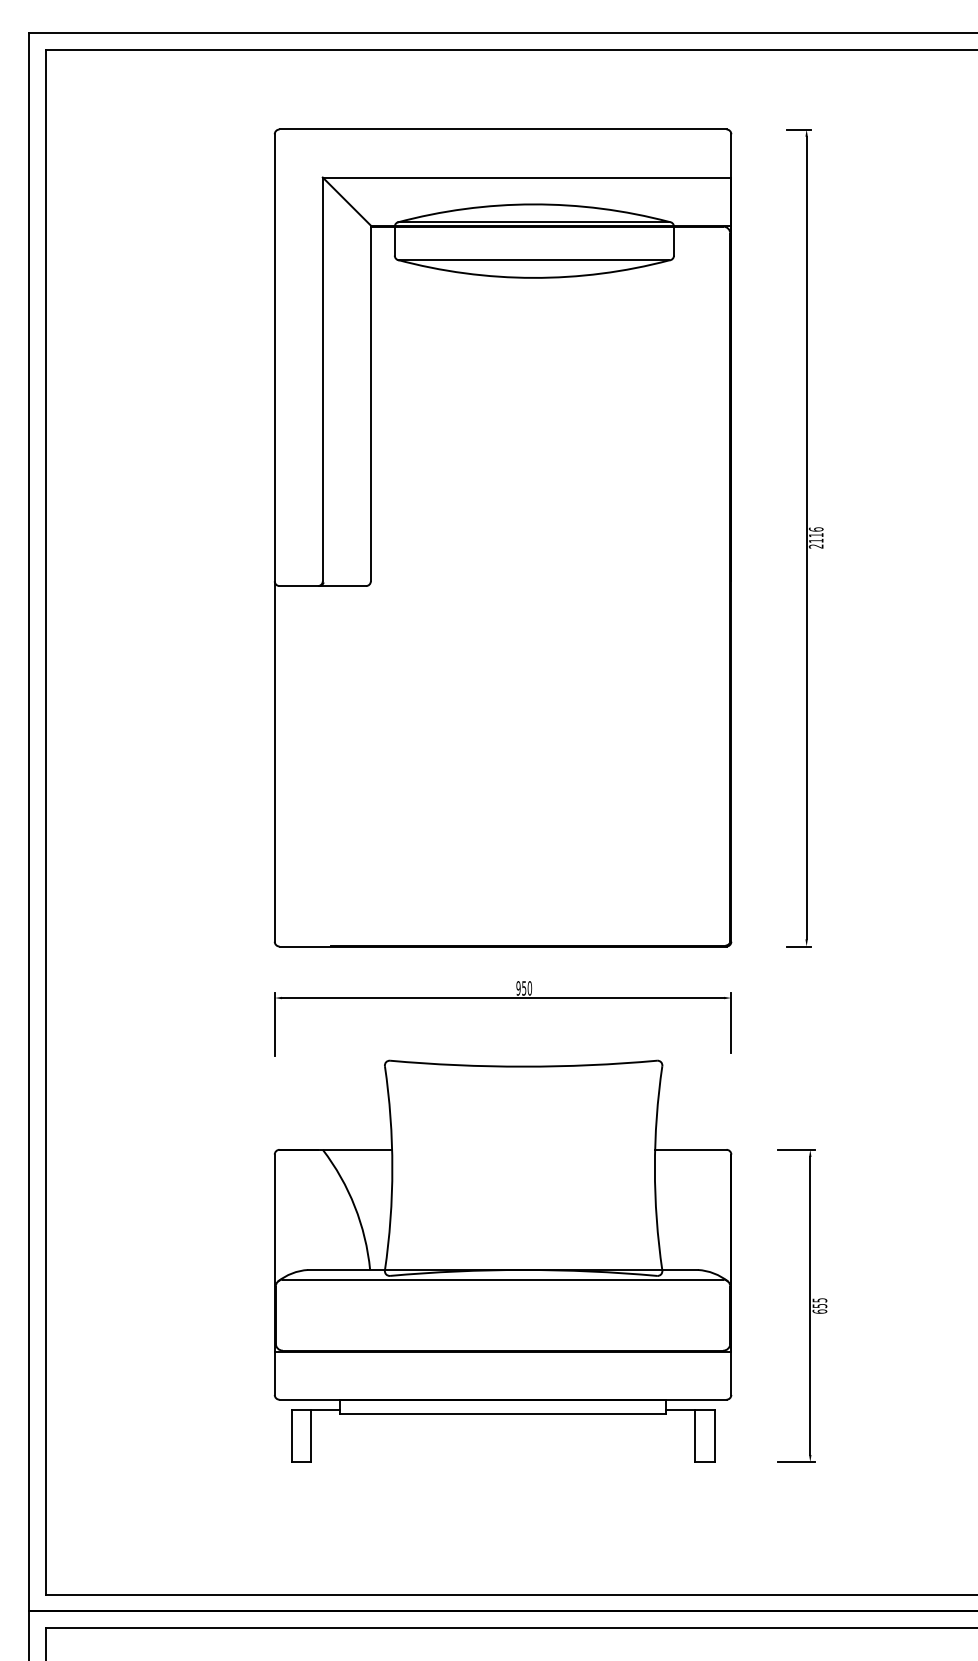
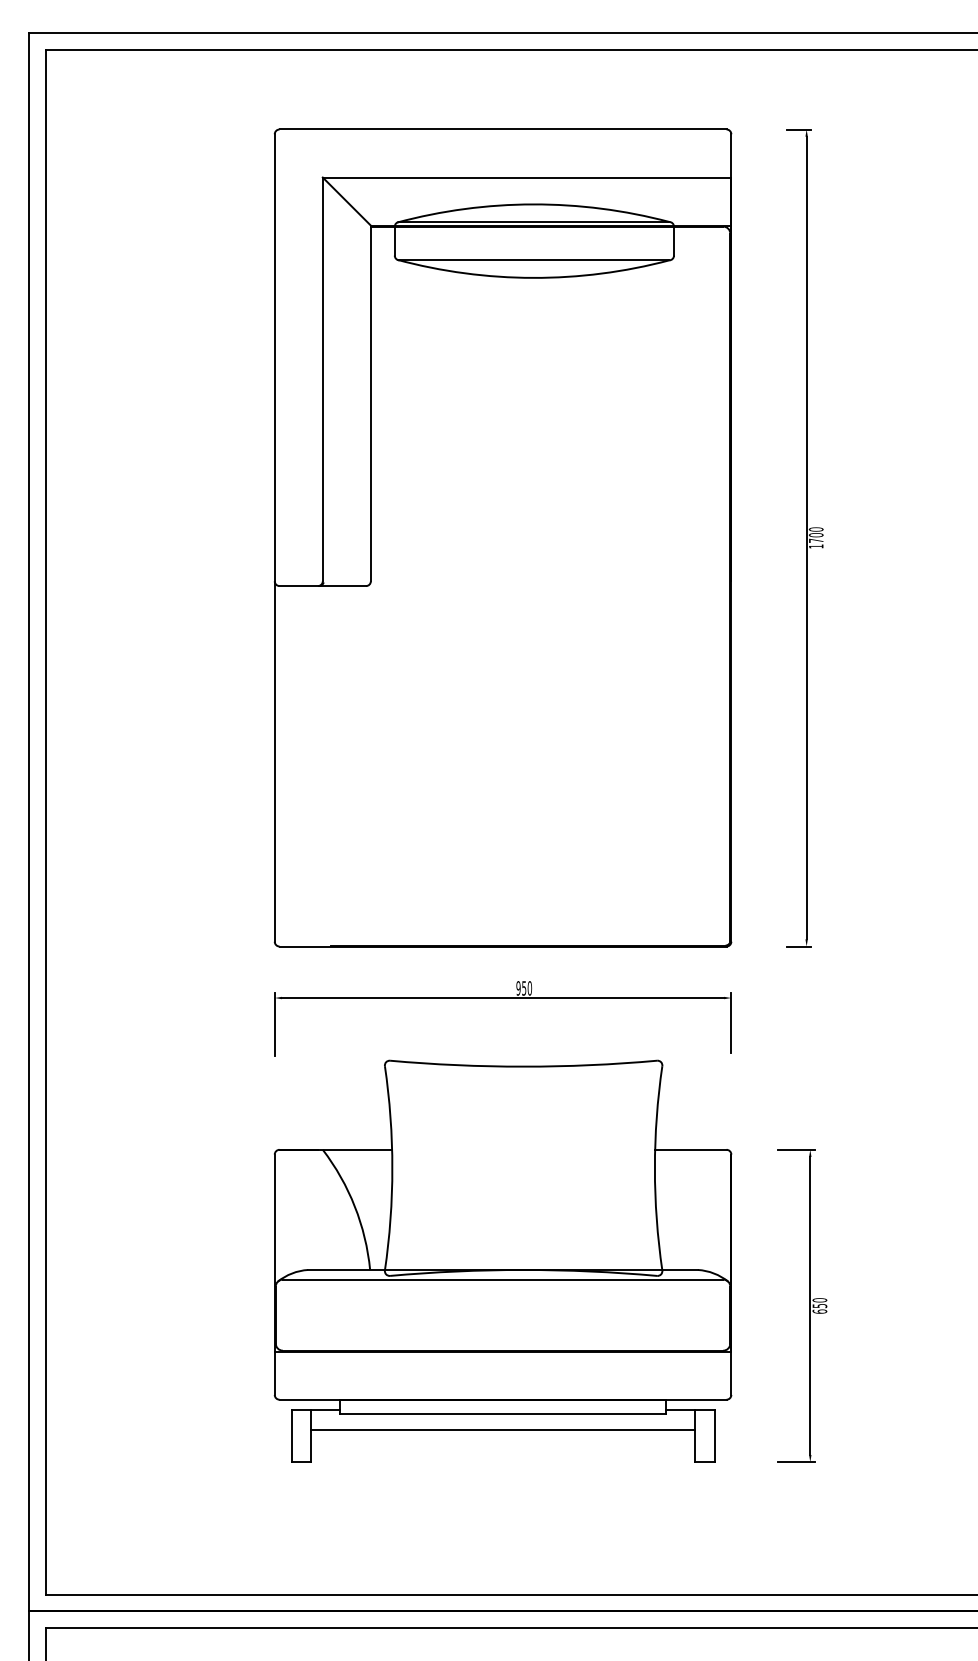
text: 2116 -> 1700 (815, 537)
text: 655 -> 650 (819, 1300)
line: none -> present (502, 1429)
